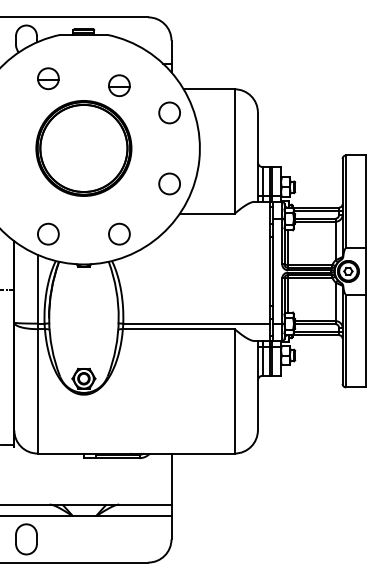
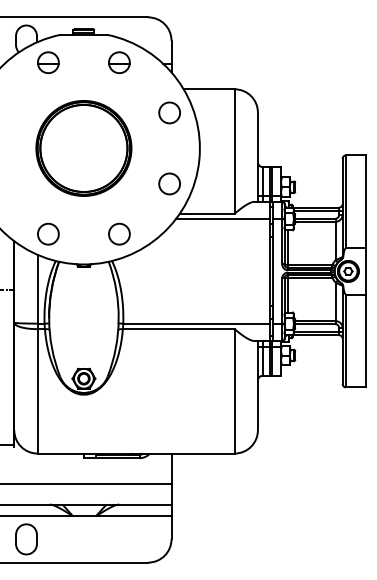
part position: (48, 78) -> (48, 62) (48, 62)
part position: (119, 85) -> (119, 62) (119, 62)
line: none -> present (222, 219)
line: none -> present (86, 483)
